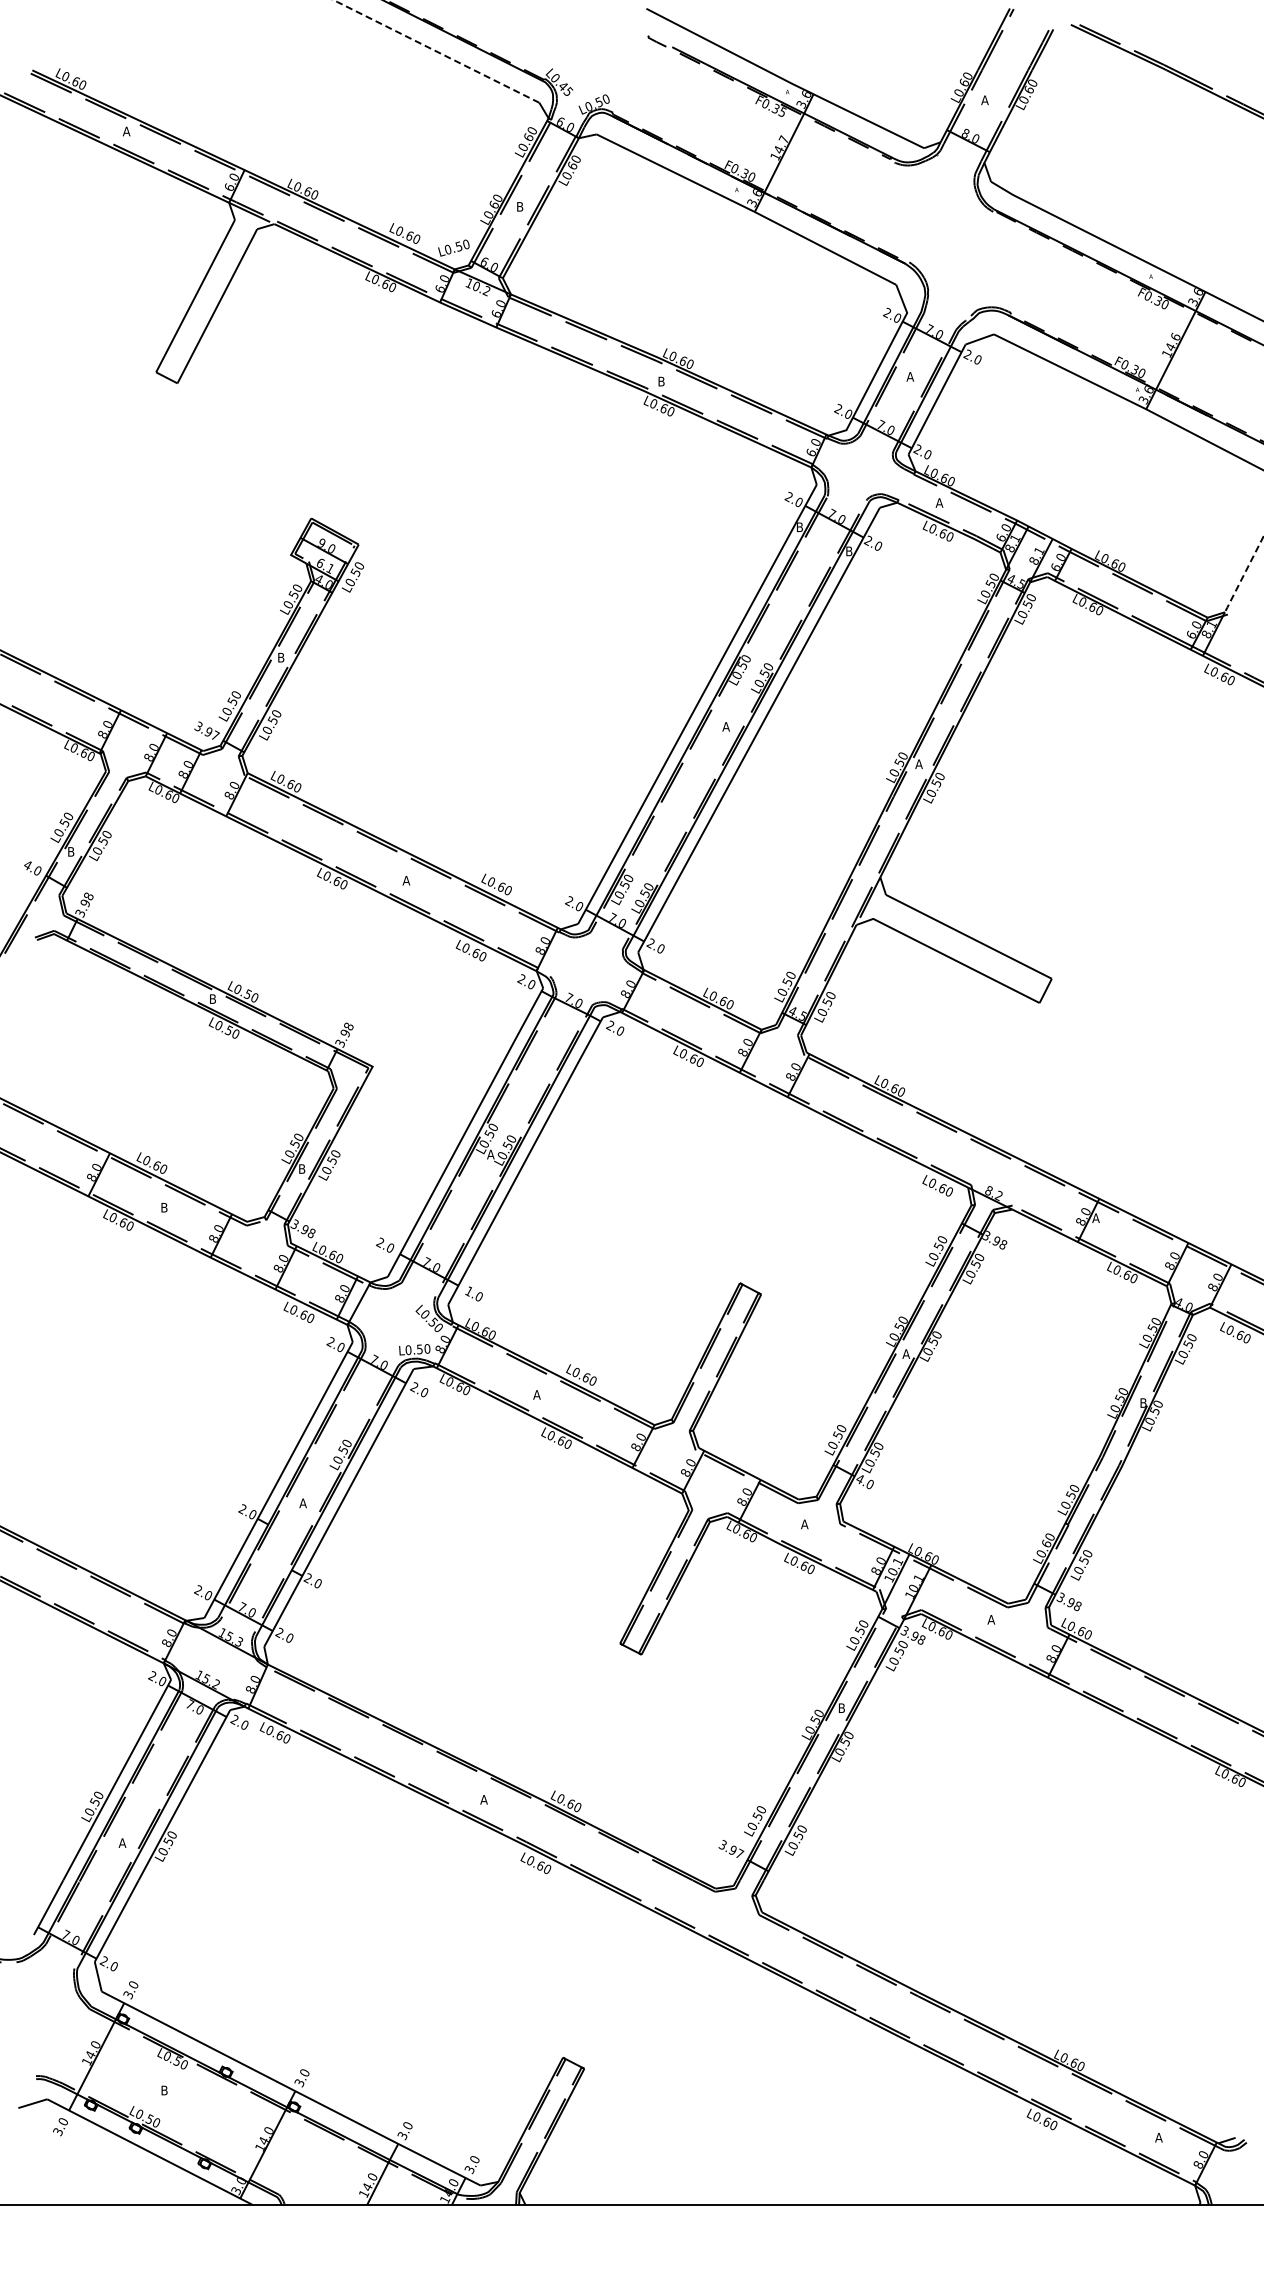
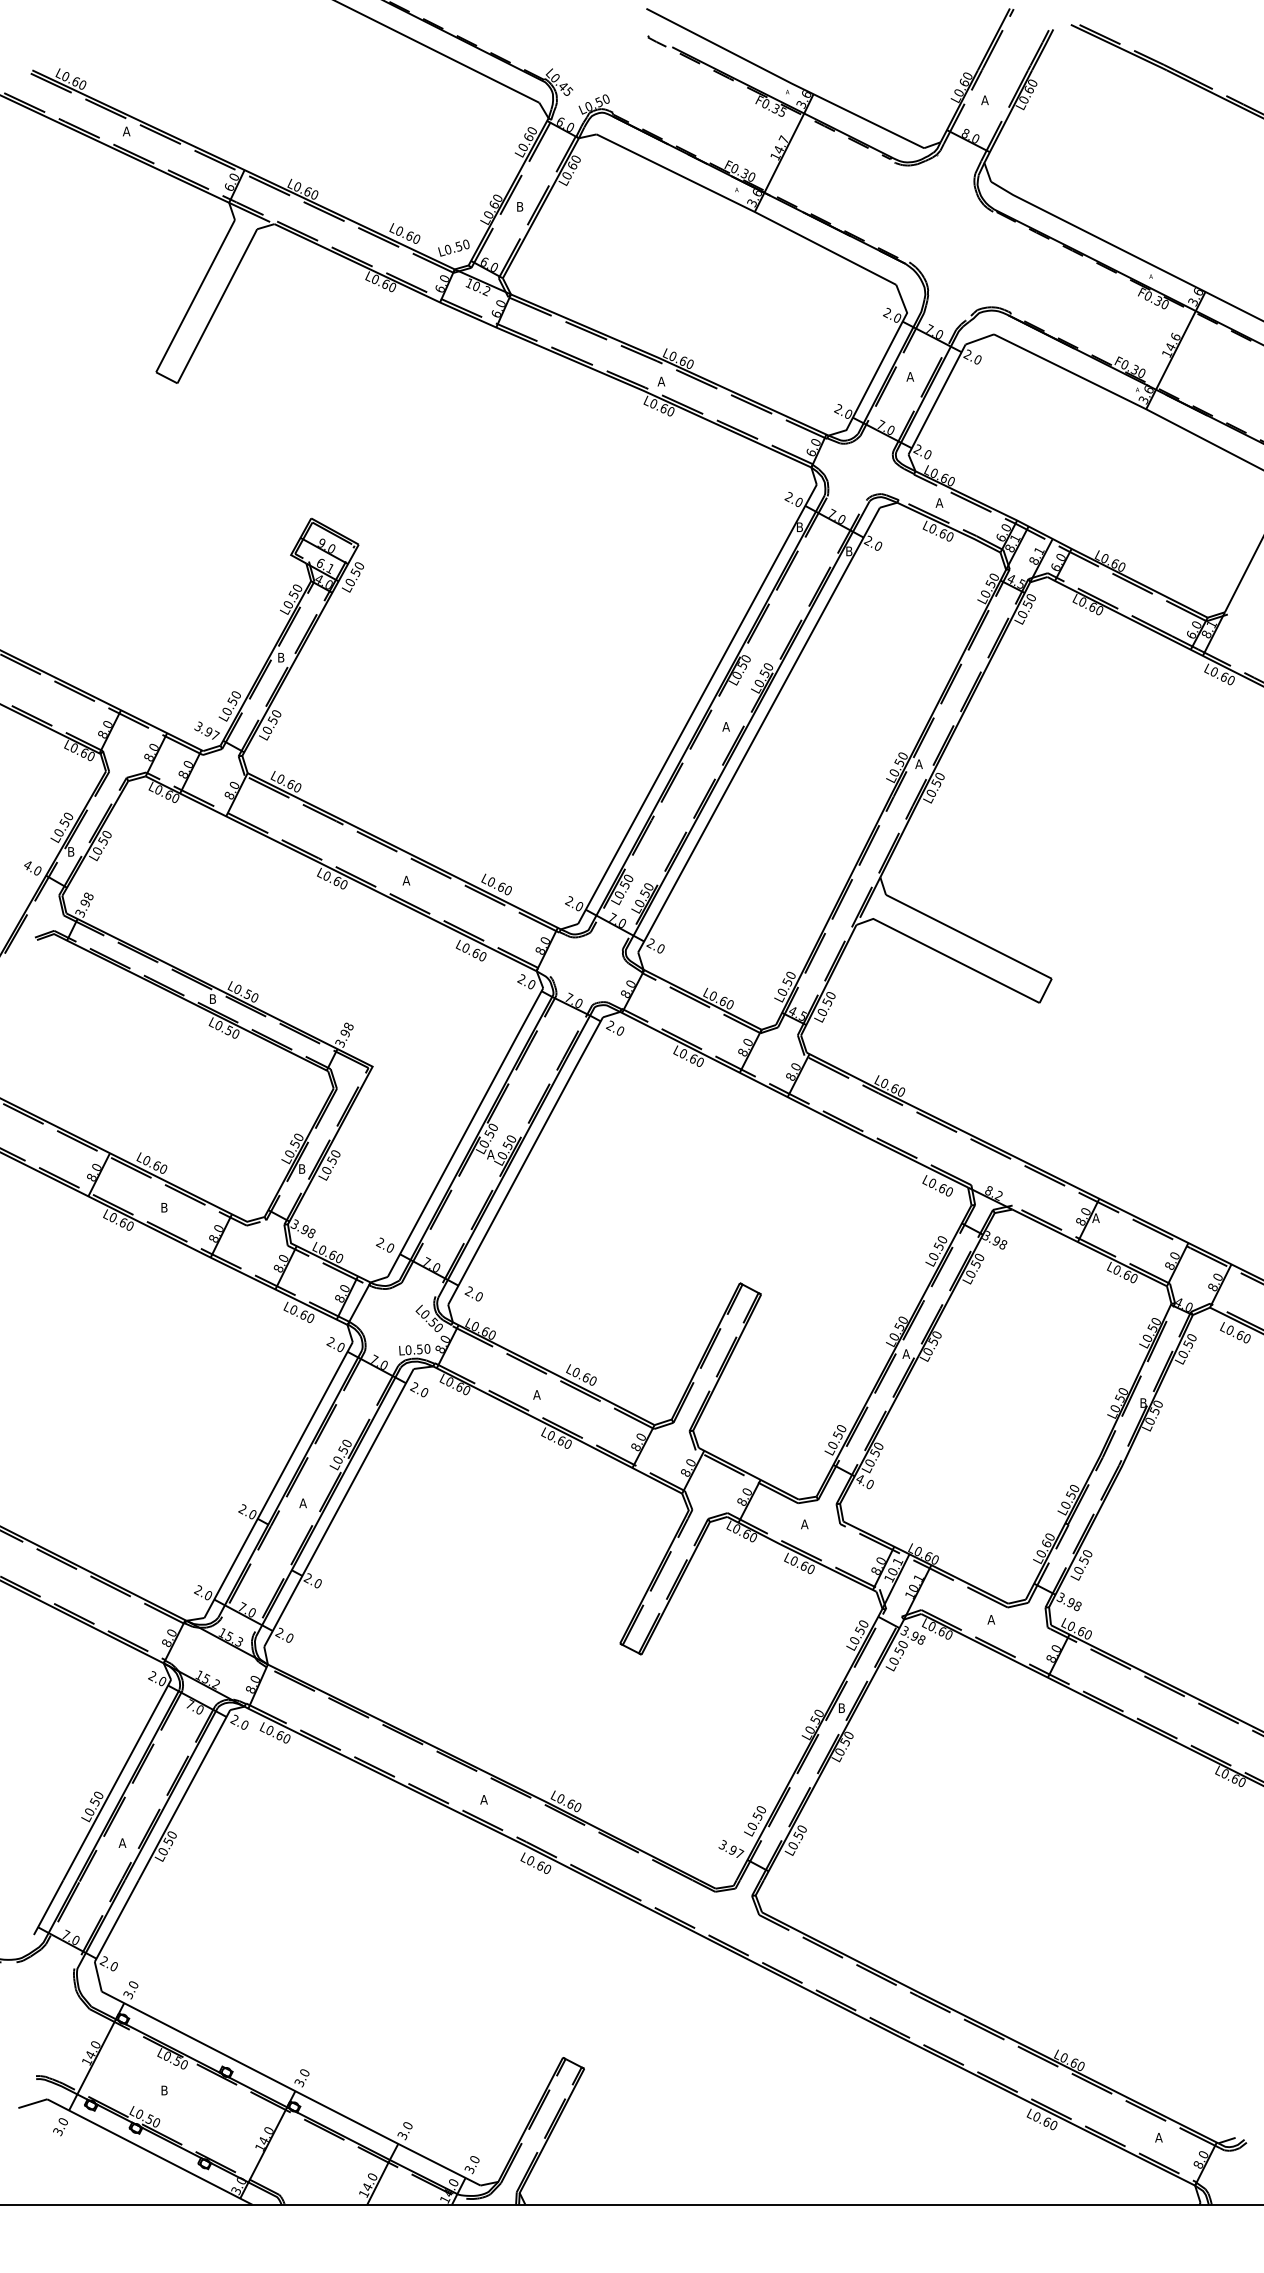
line: dashed -> solid (435, 51)
text: B -> A (661, 381)
line: dashed -> solid (1244, 574)
text: 1.0 -> 2.0 (468, 1291)
